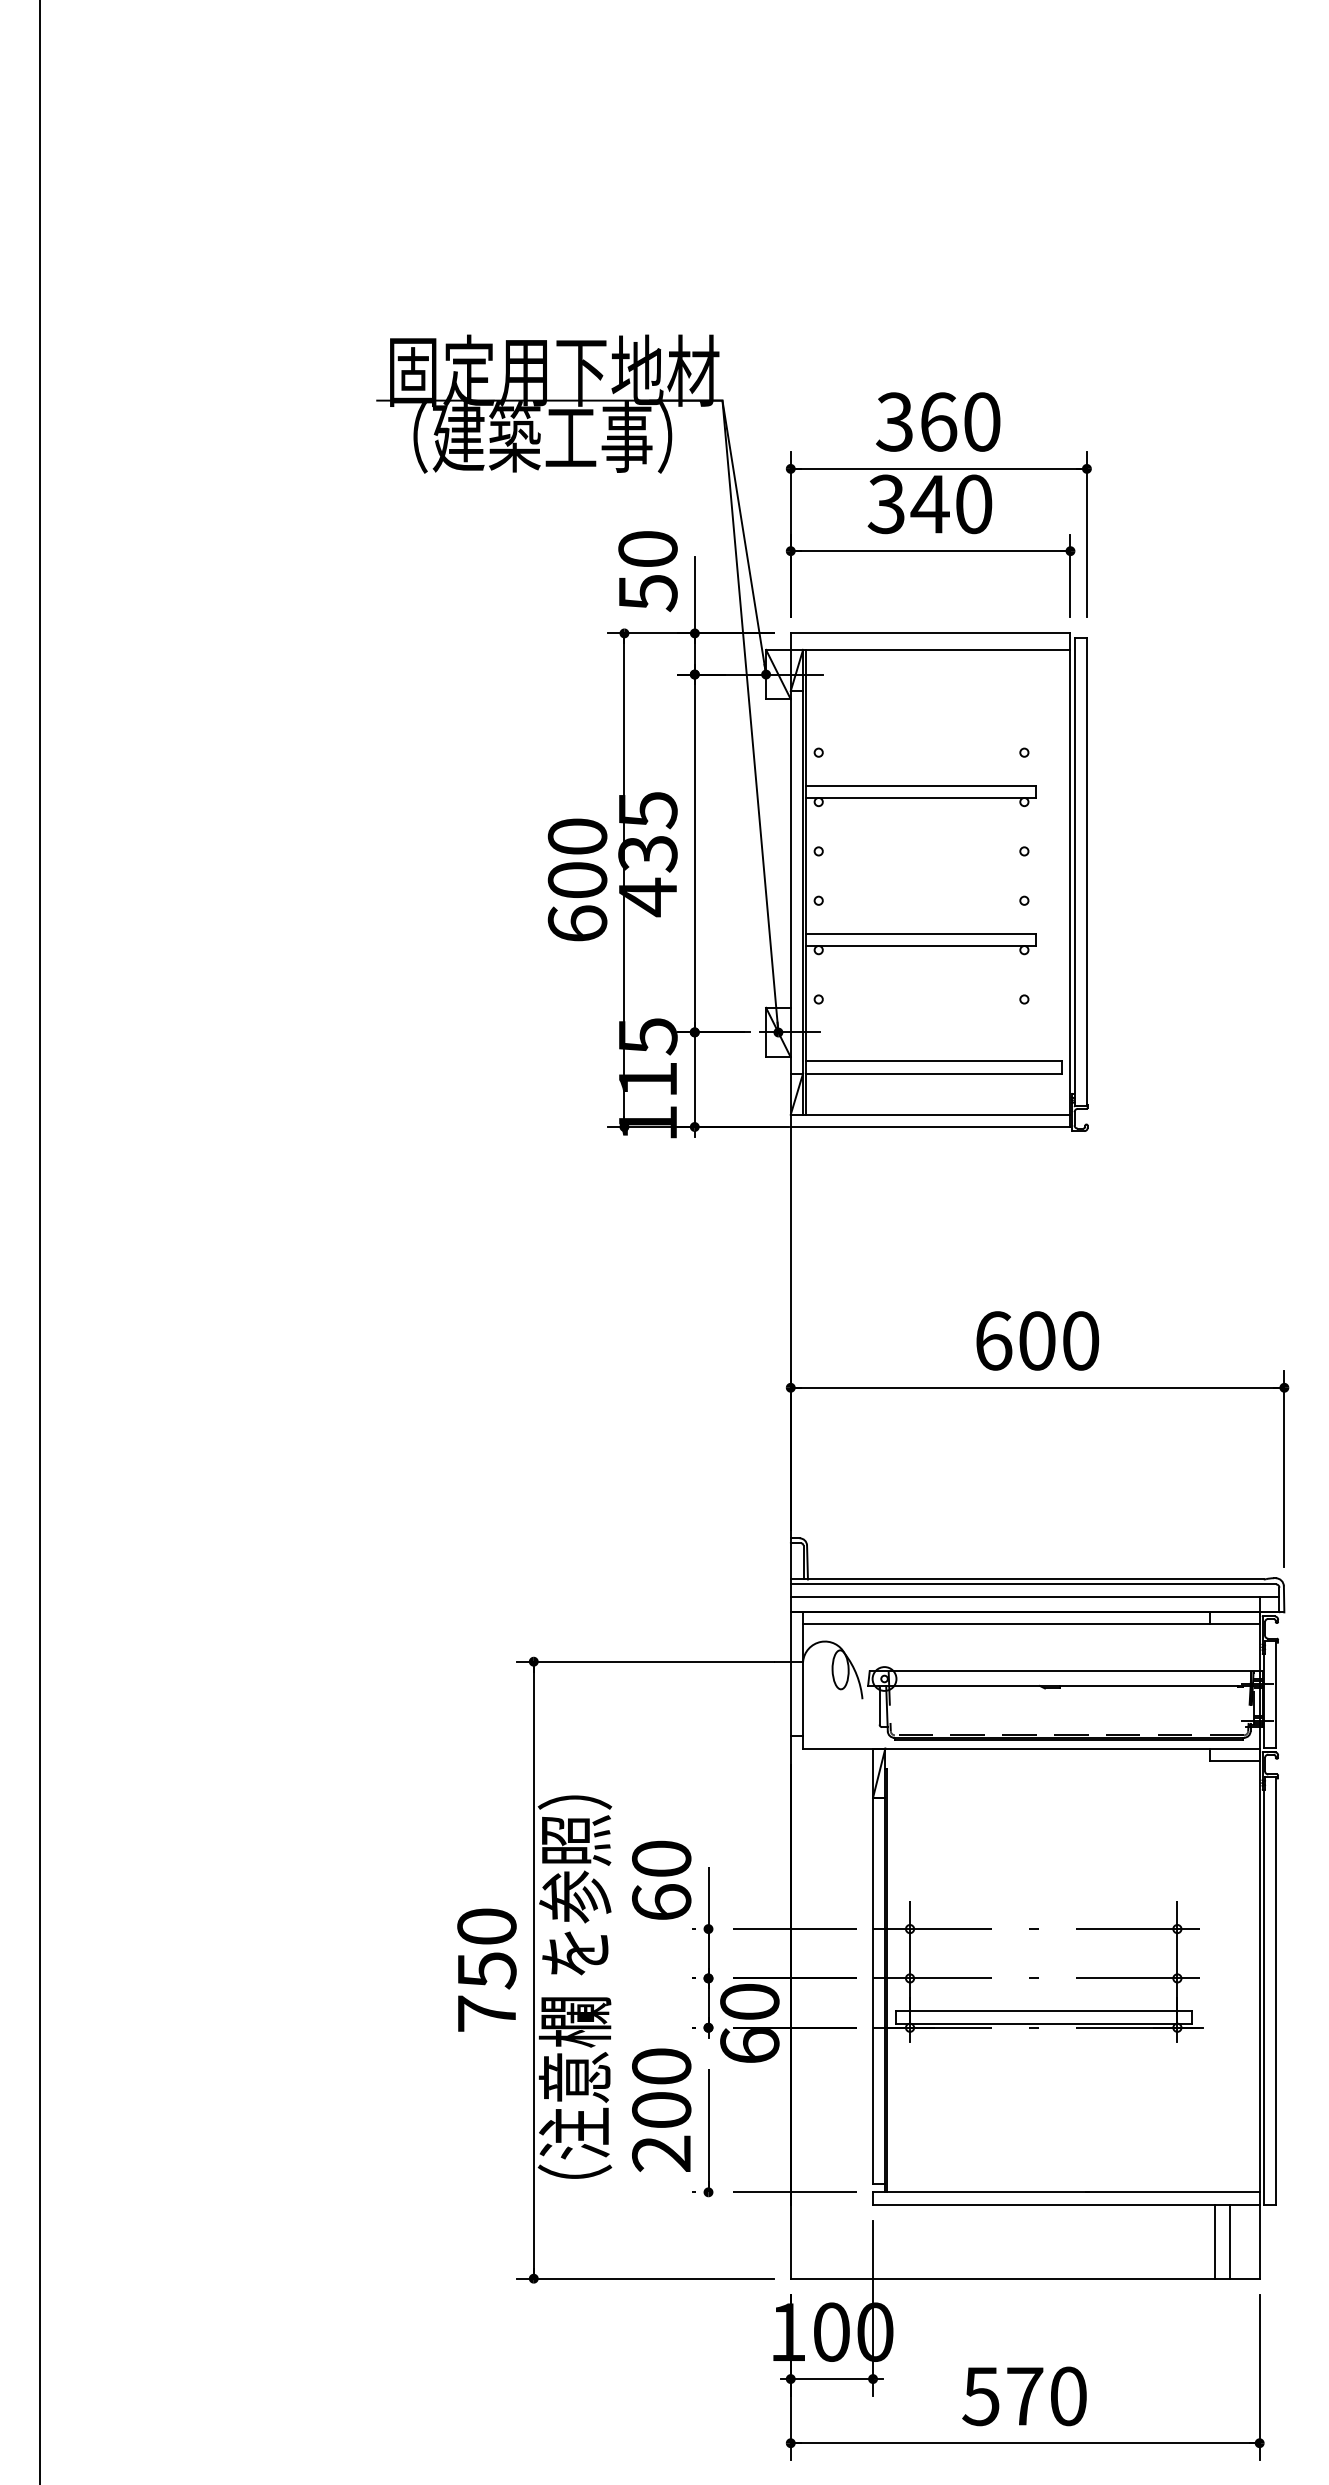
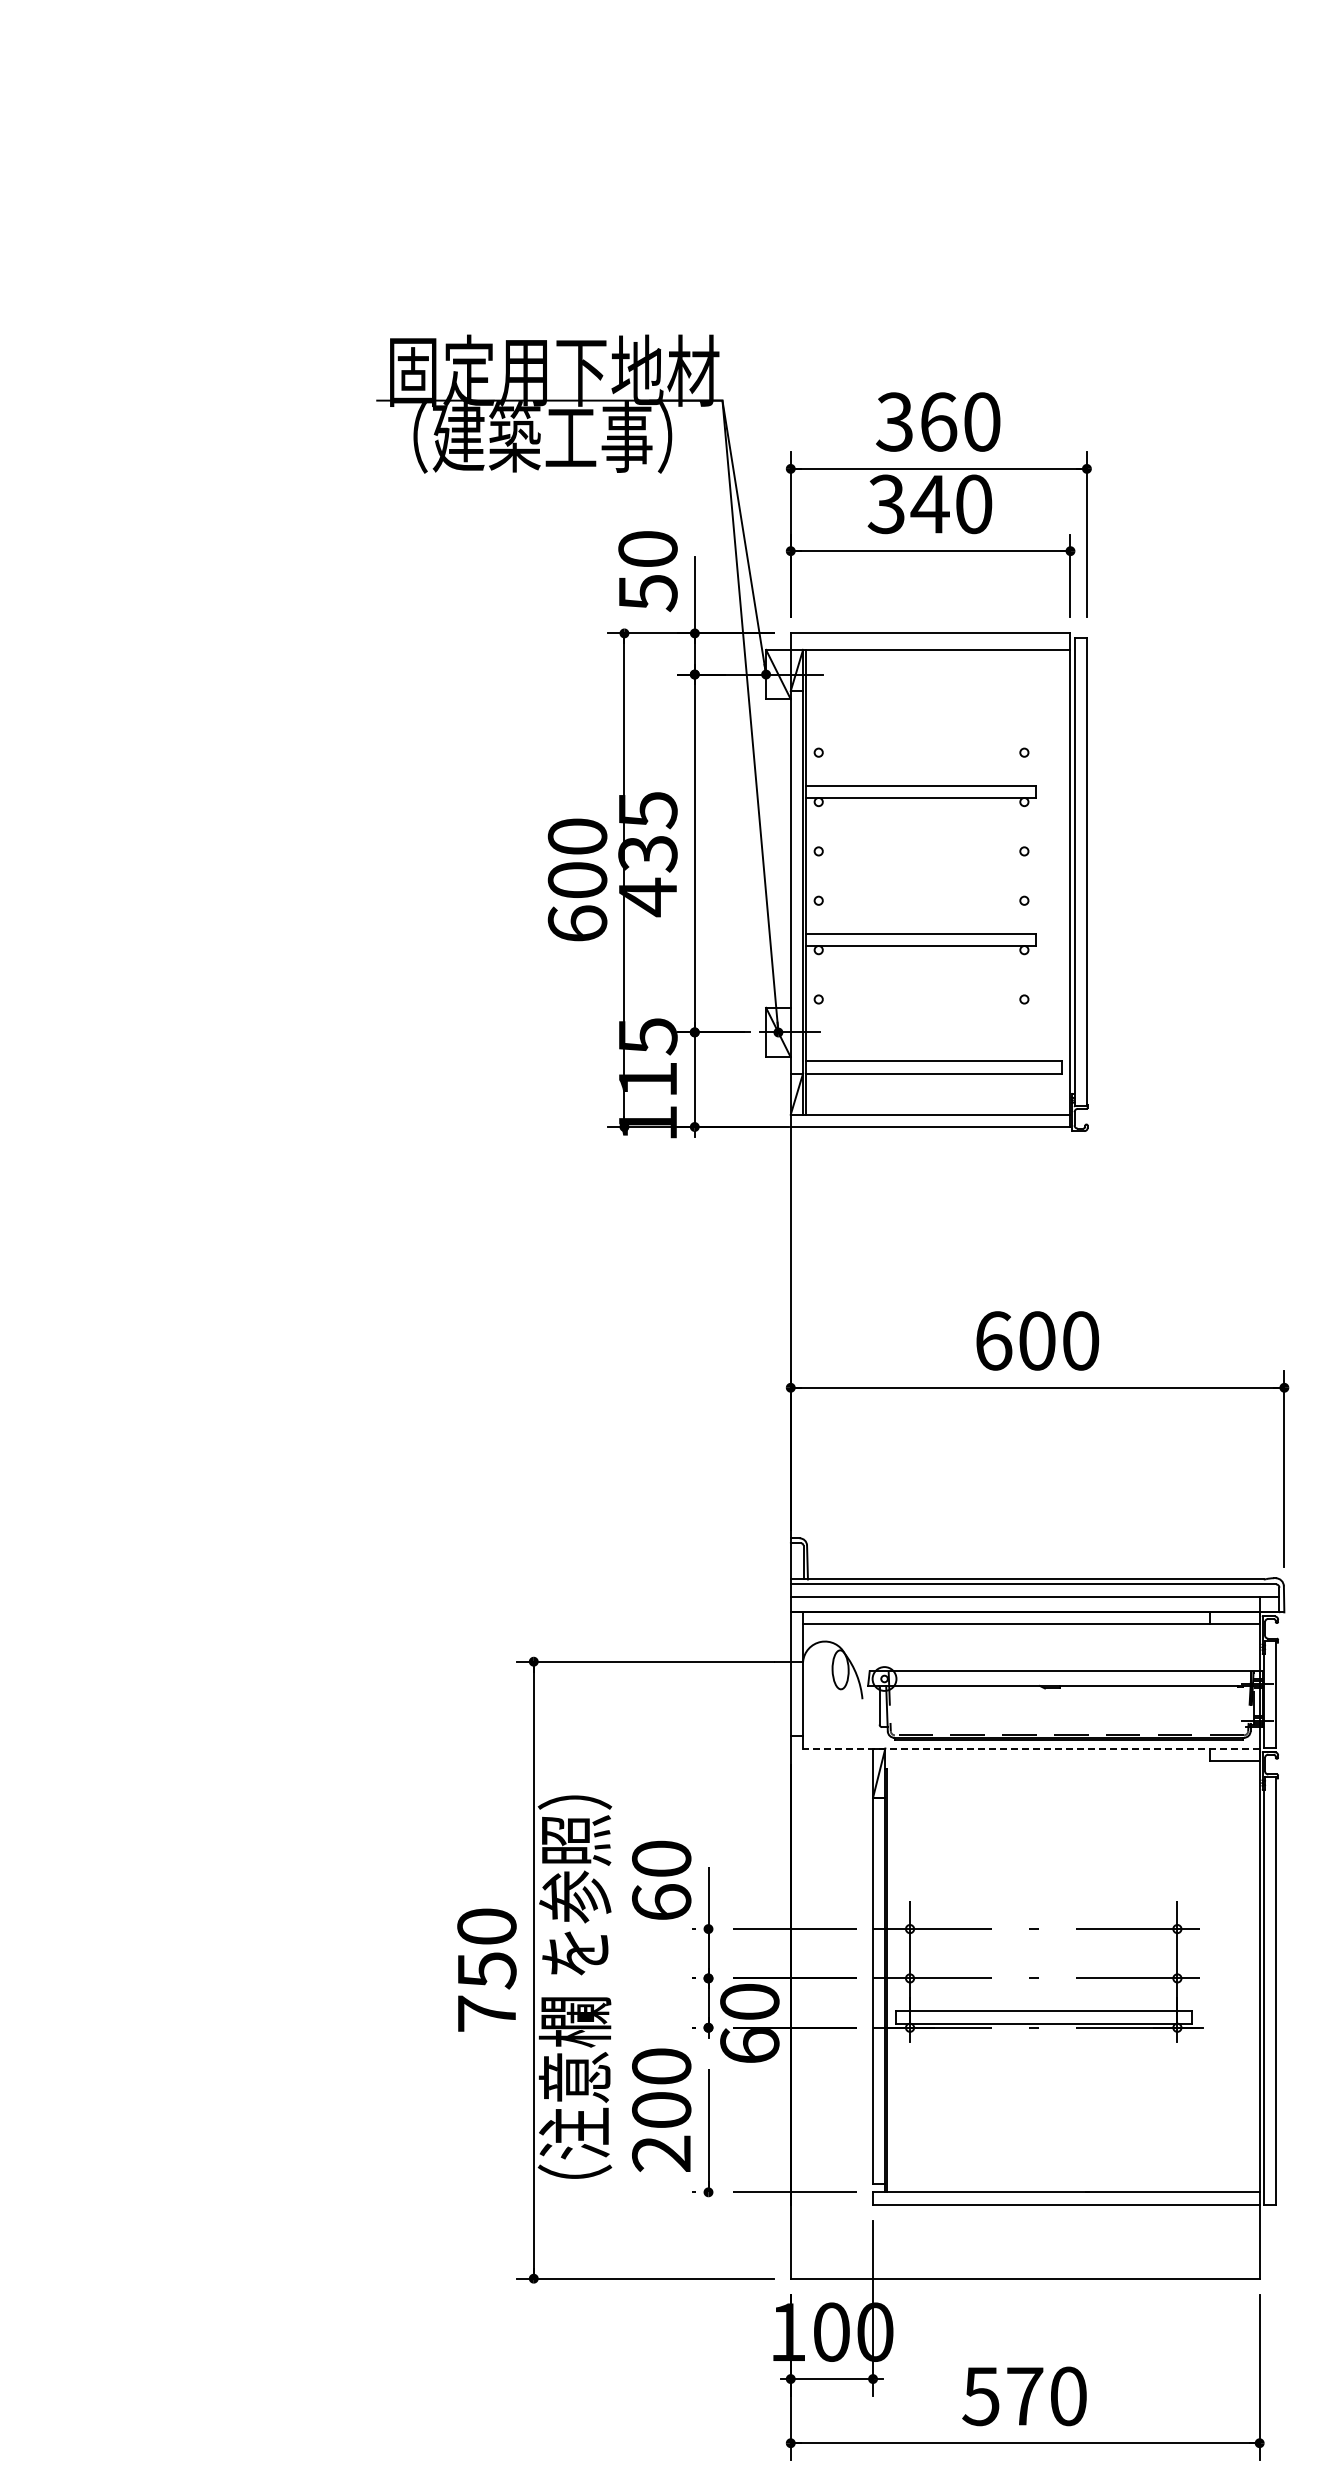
line: present -> none (39, 1241)
line: solid -> dashed (1030, 1748)
line: present -> none (1214, 2241)
line: present -> none (1230, 2241)
